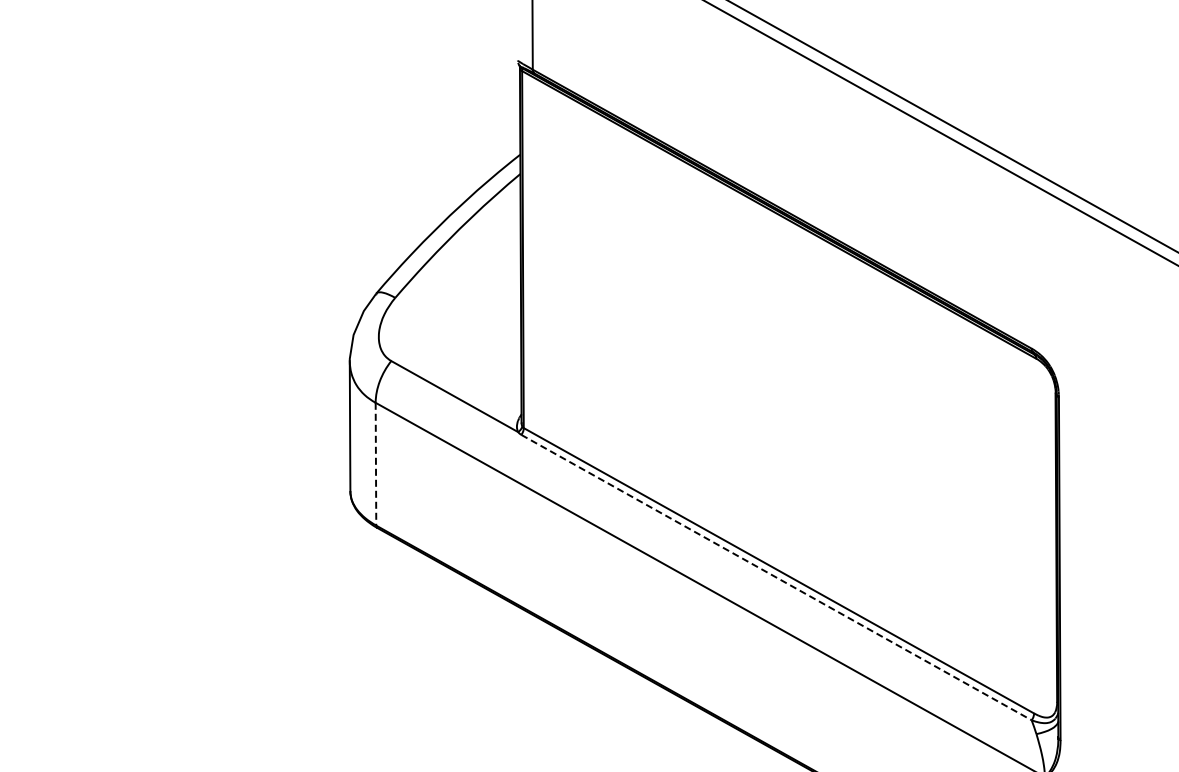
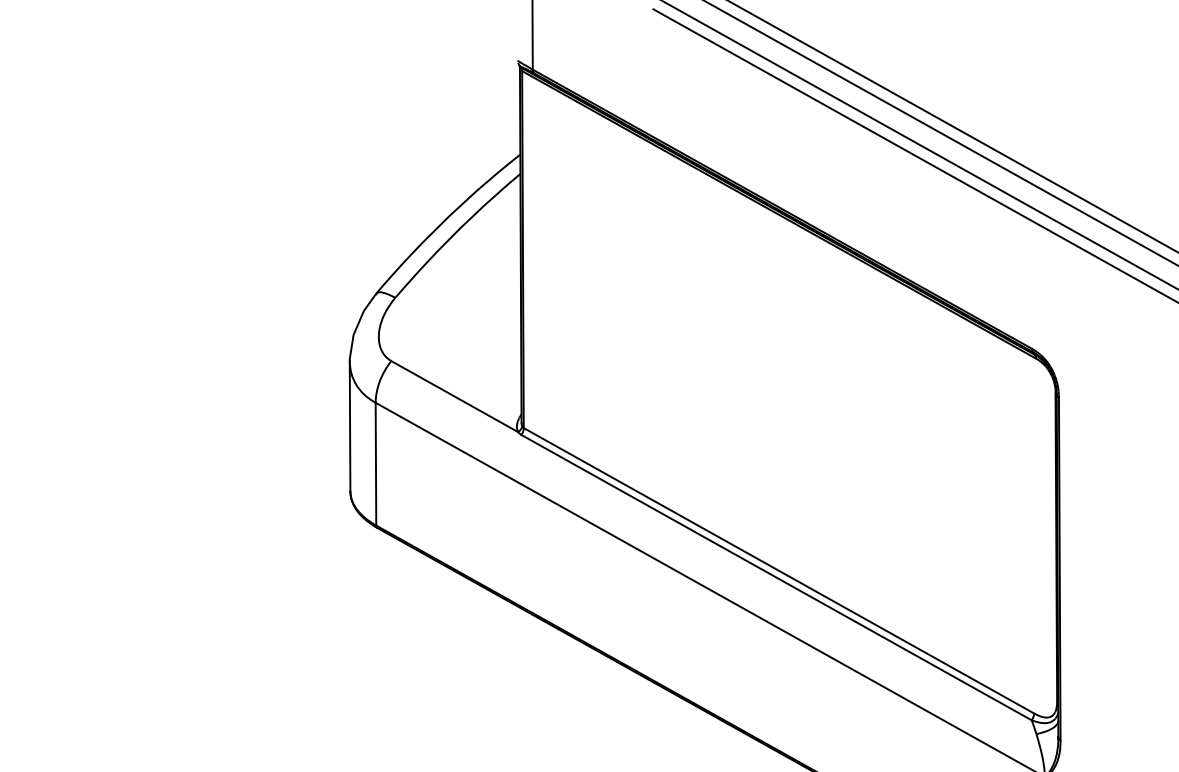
line: none -> present (919, 145)
line: none -> present (914, 155)
line: dashed -> solid (375, 464)
line: dashed -> solid (776, 577)
